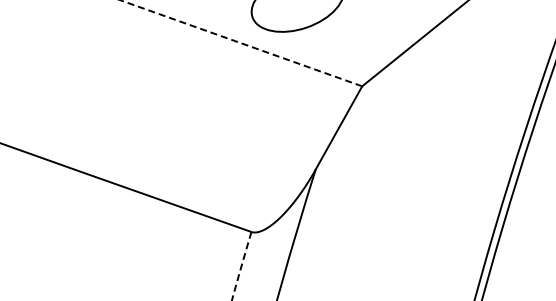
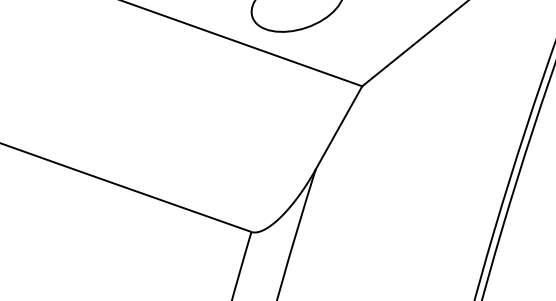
line: dashed -> solid (240, 43)
arc: dashed -> solid (241, 267)
